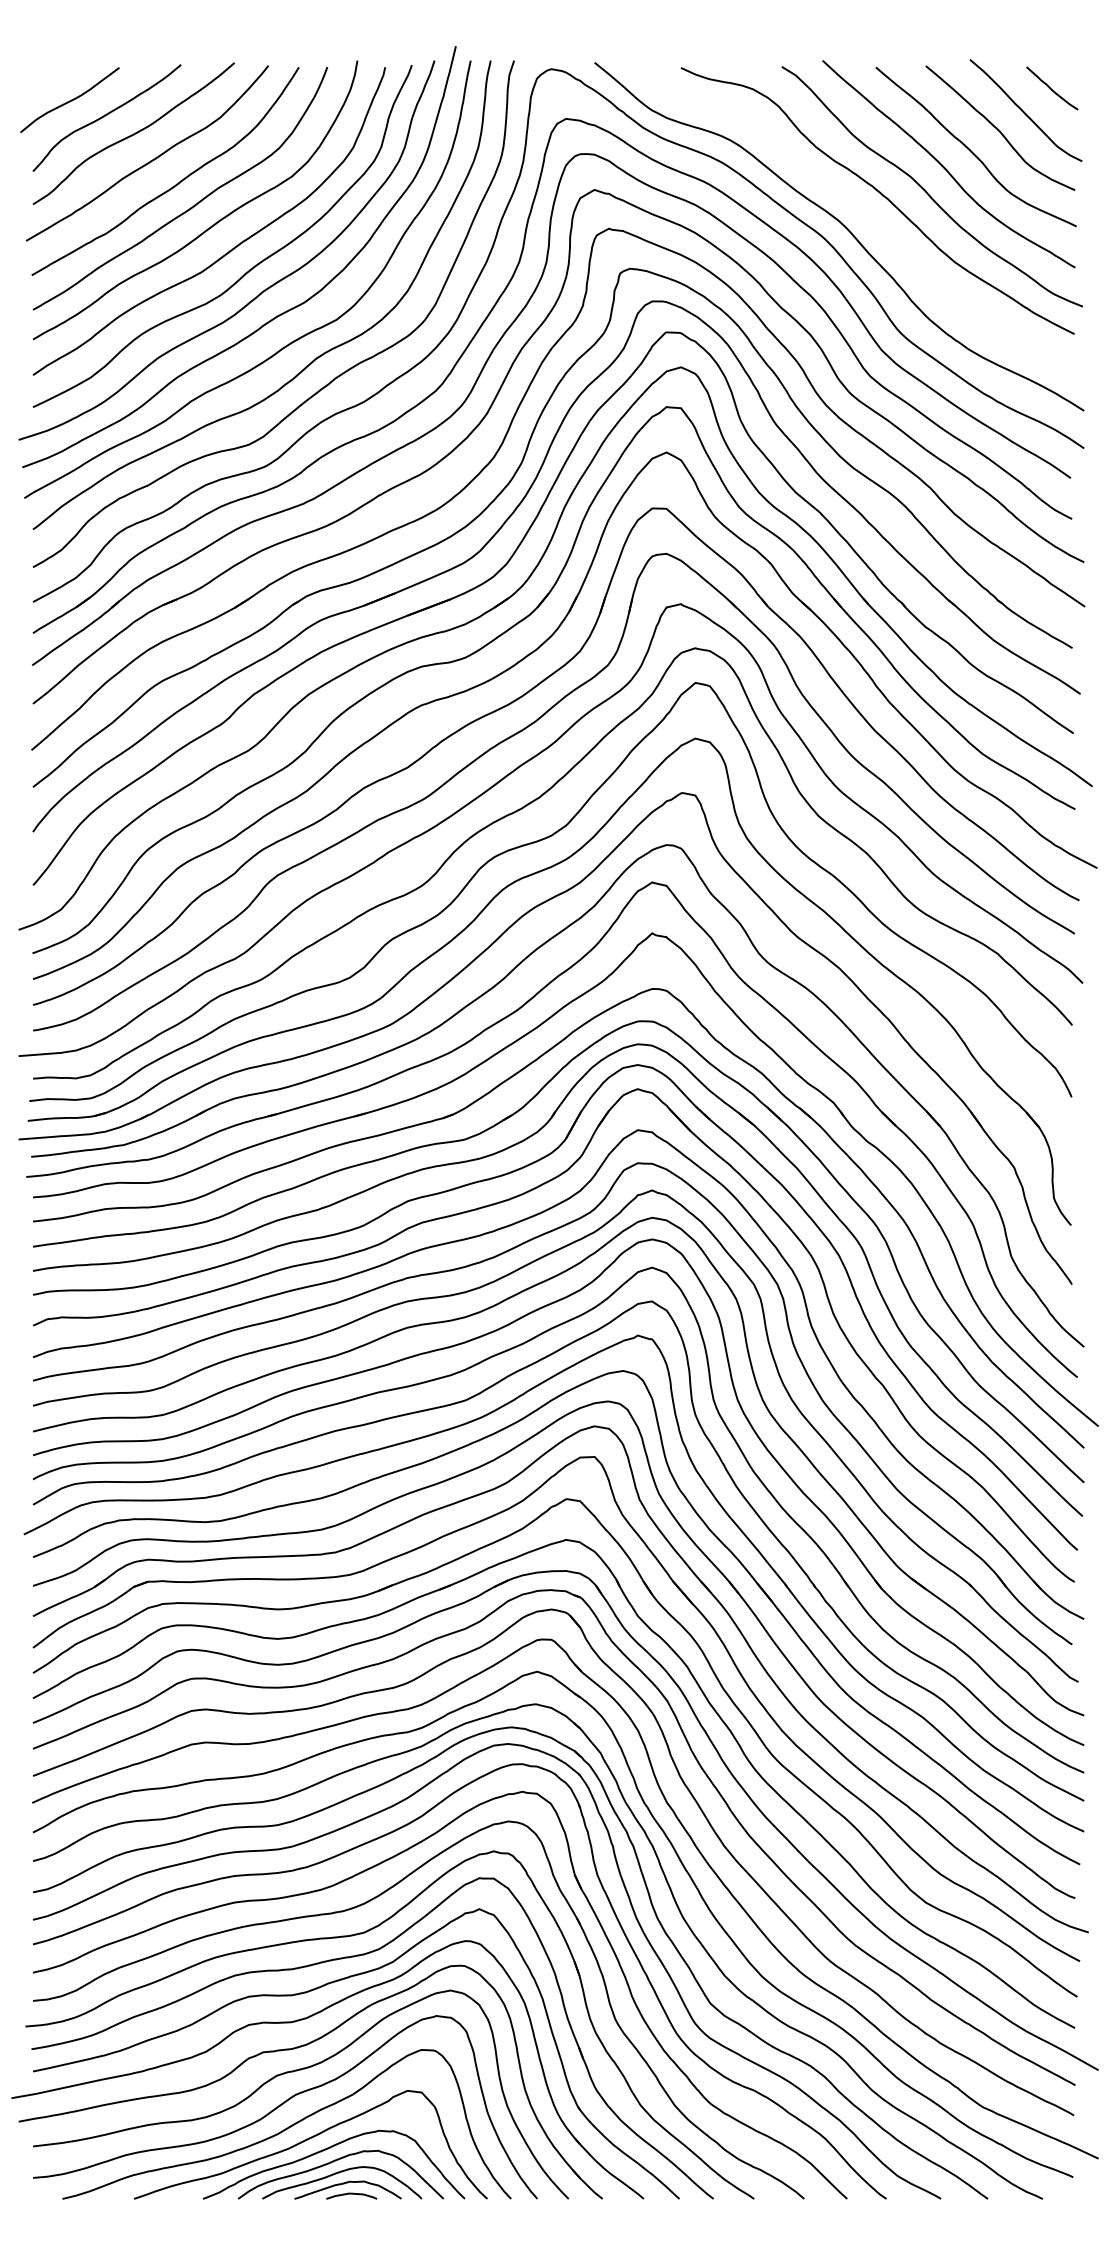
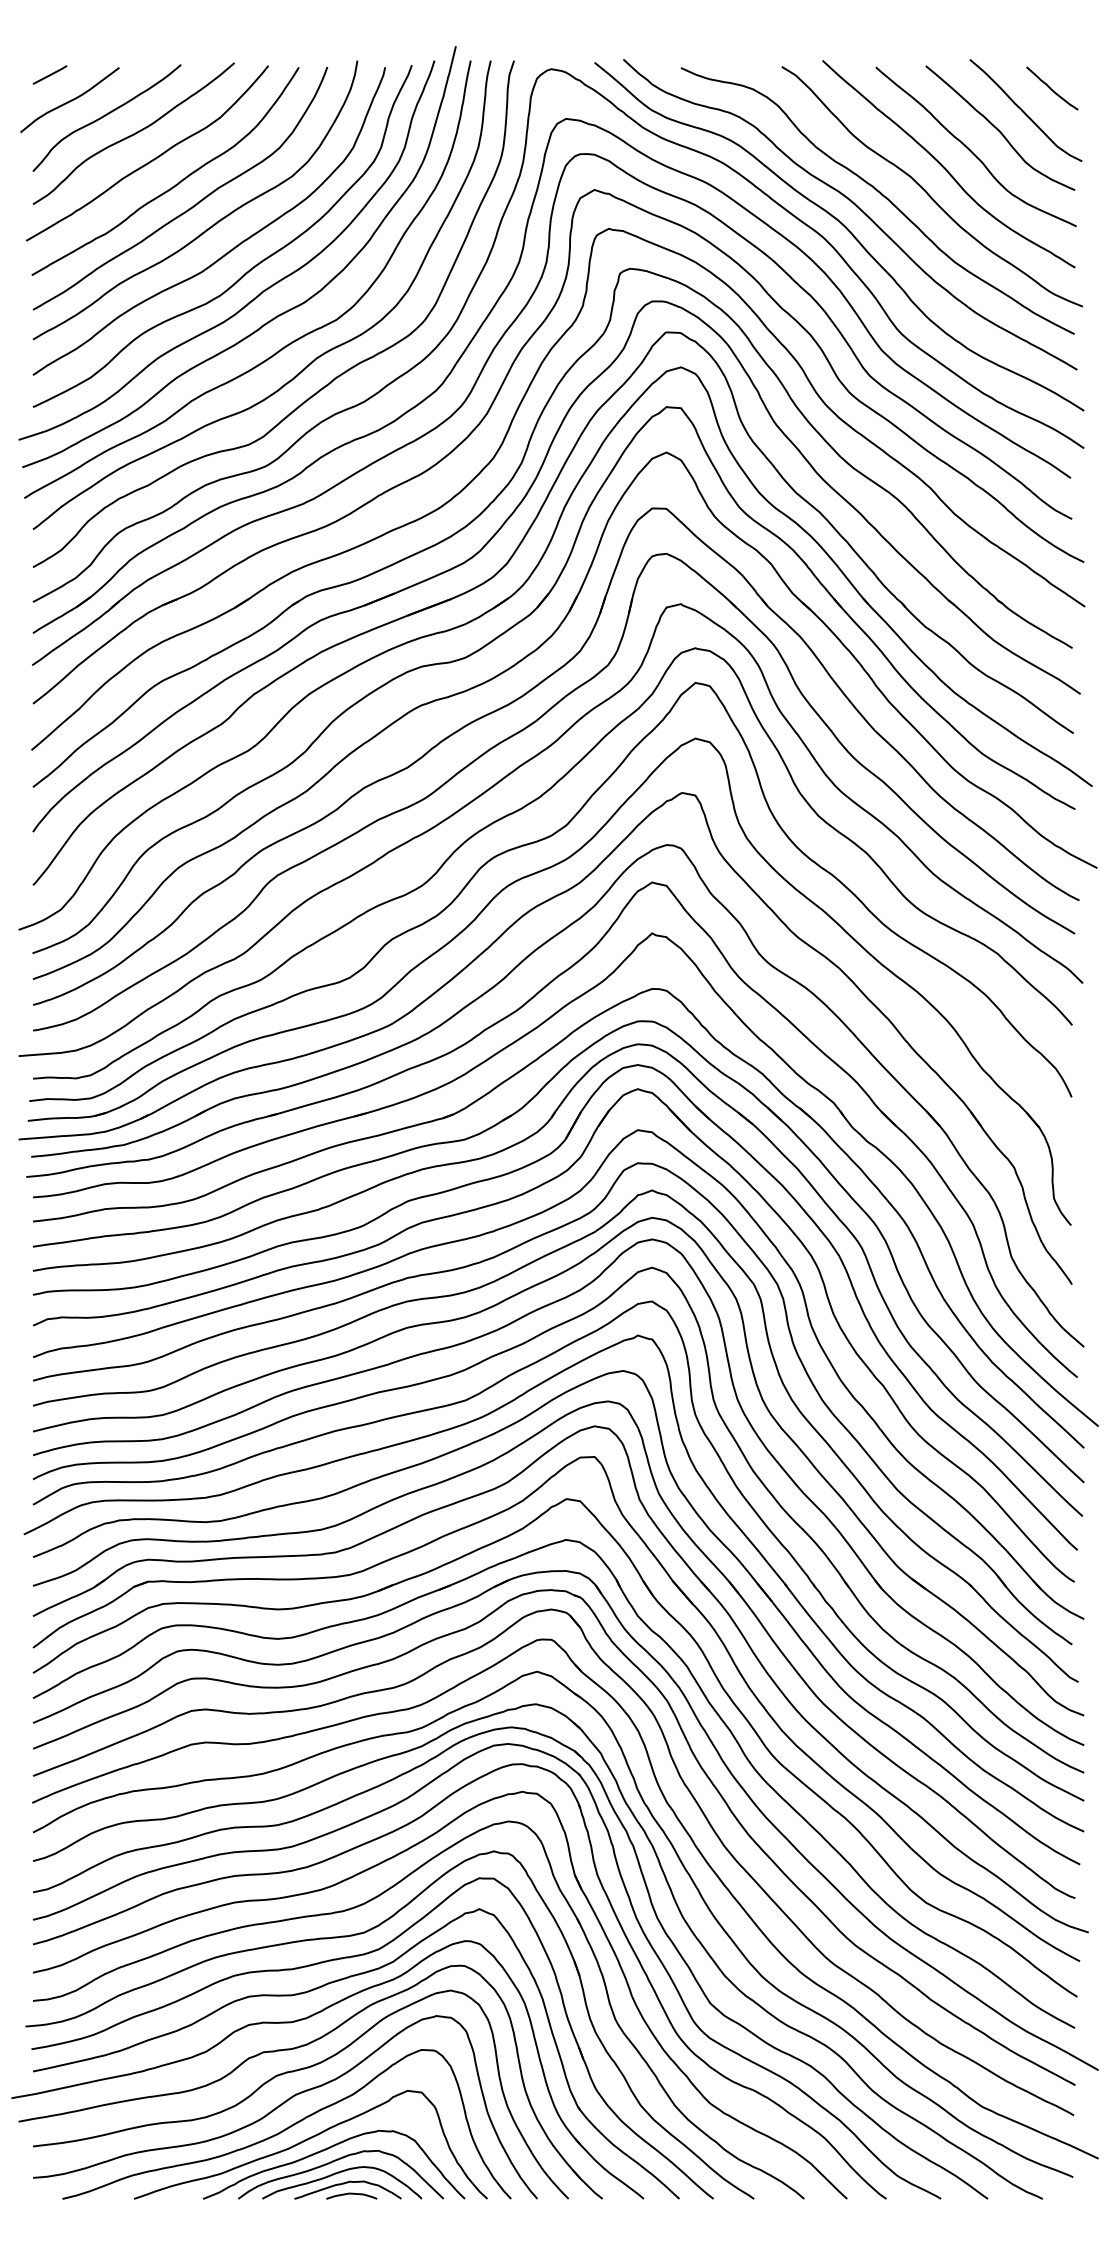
line: none -> present (49, 74)
curve: none -> present (856, 207)
